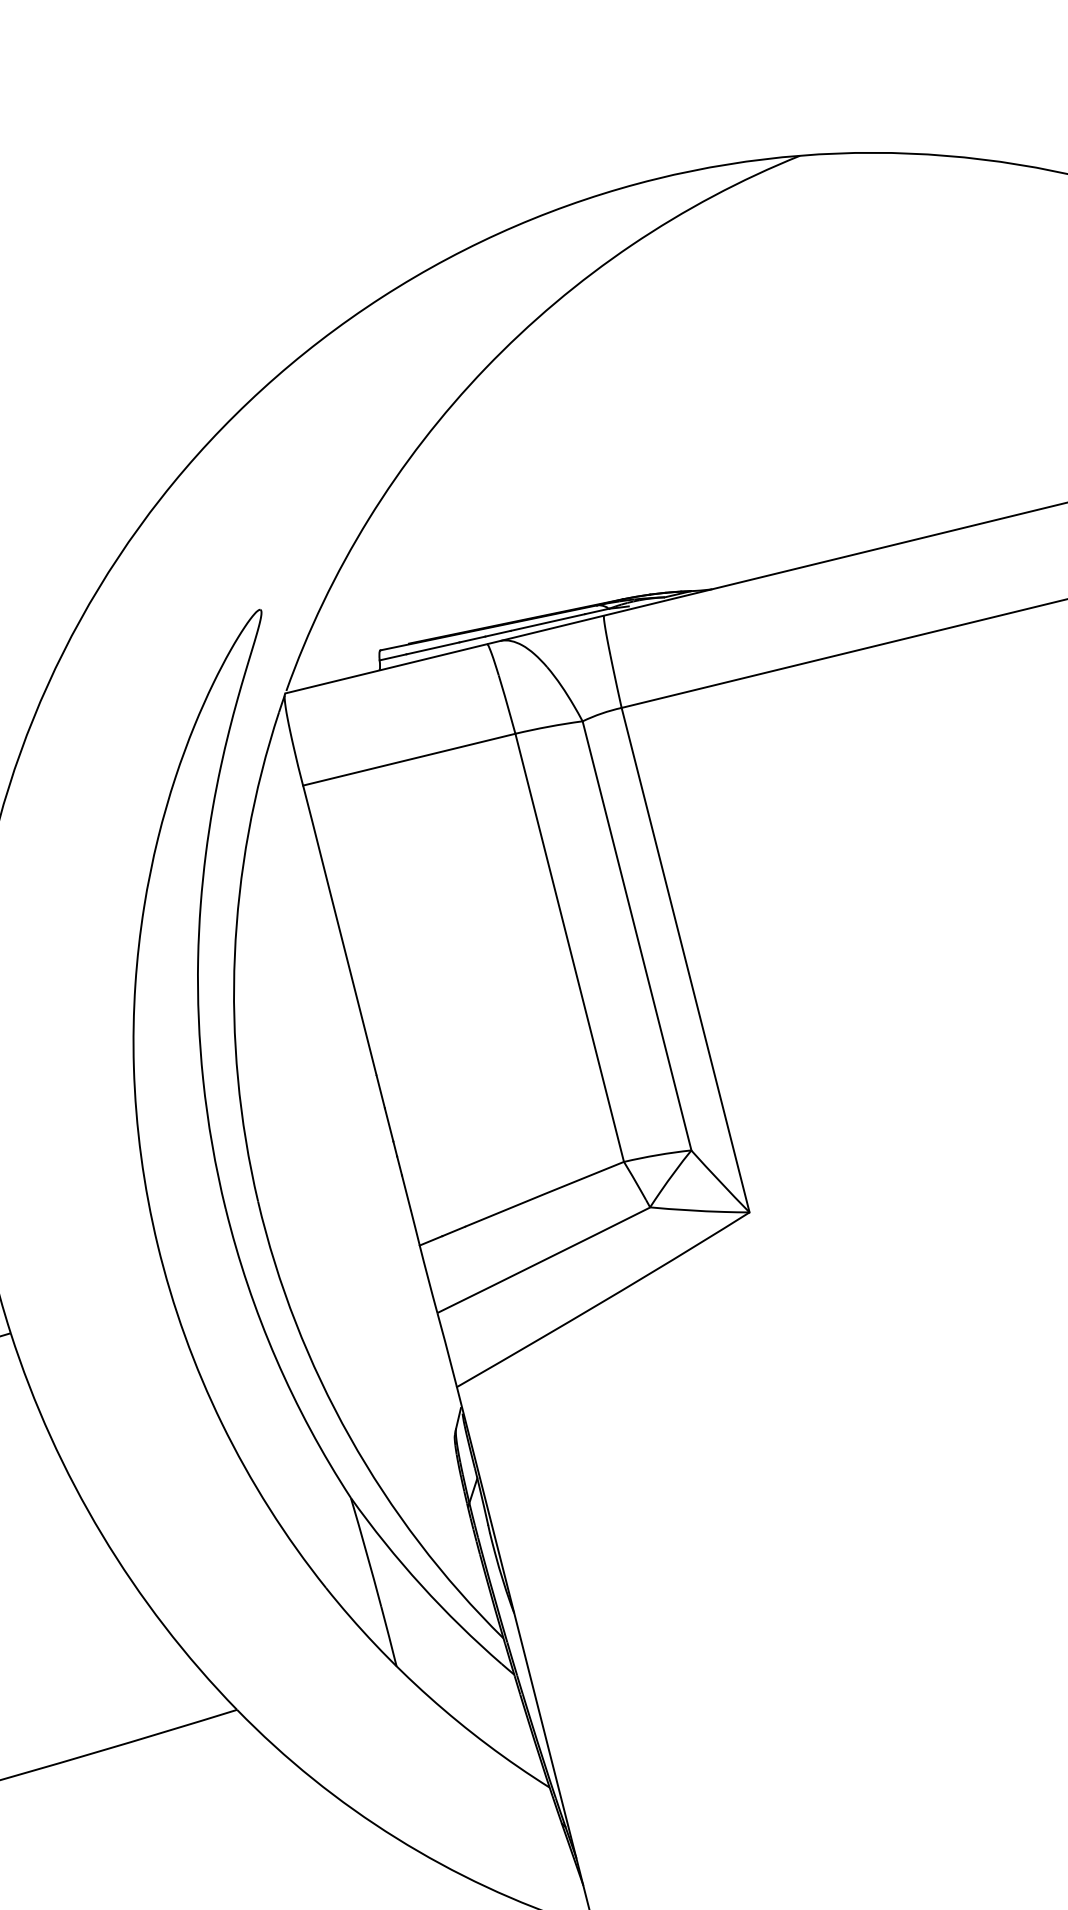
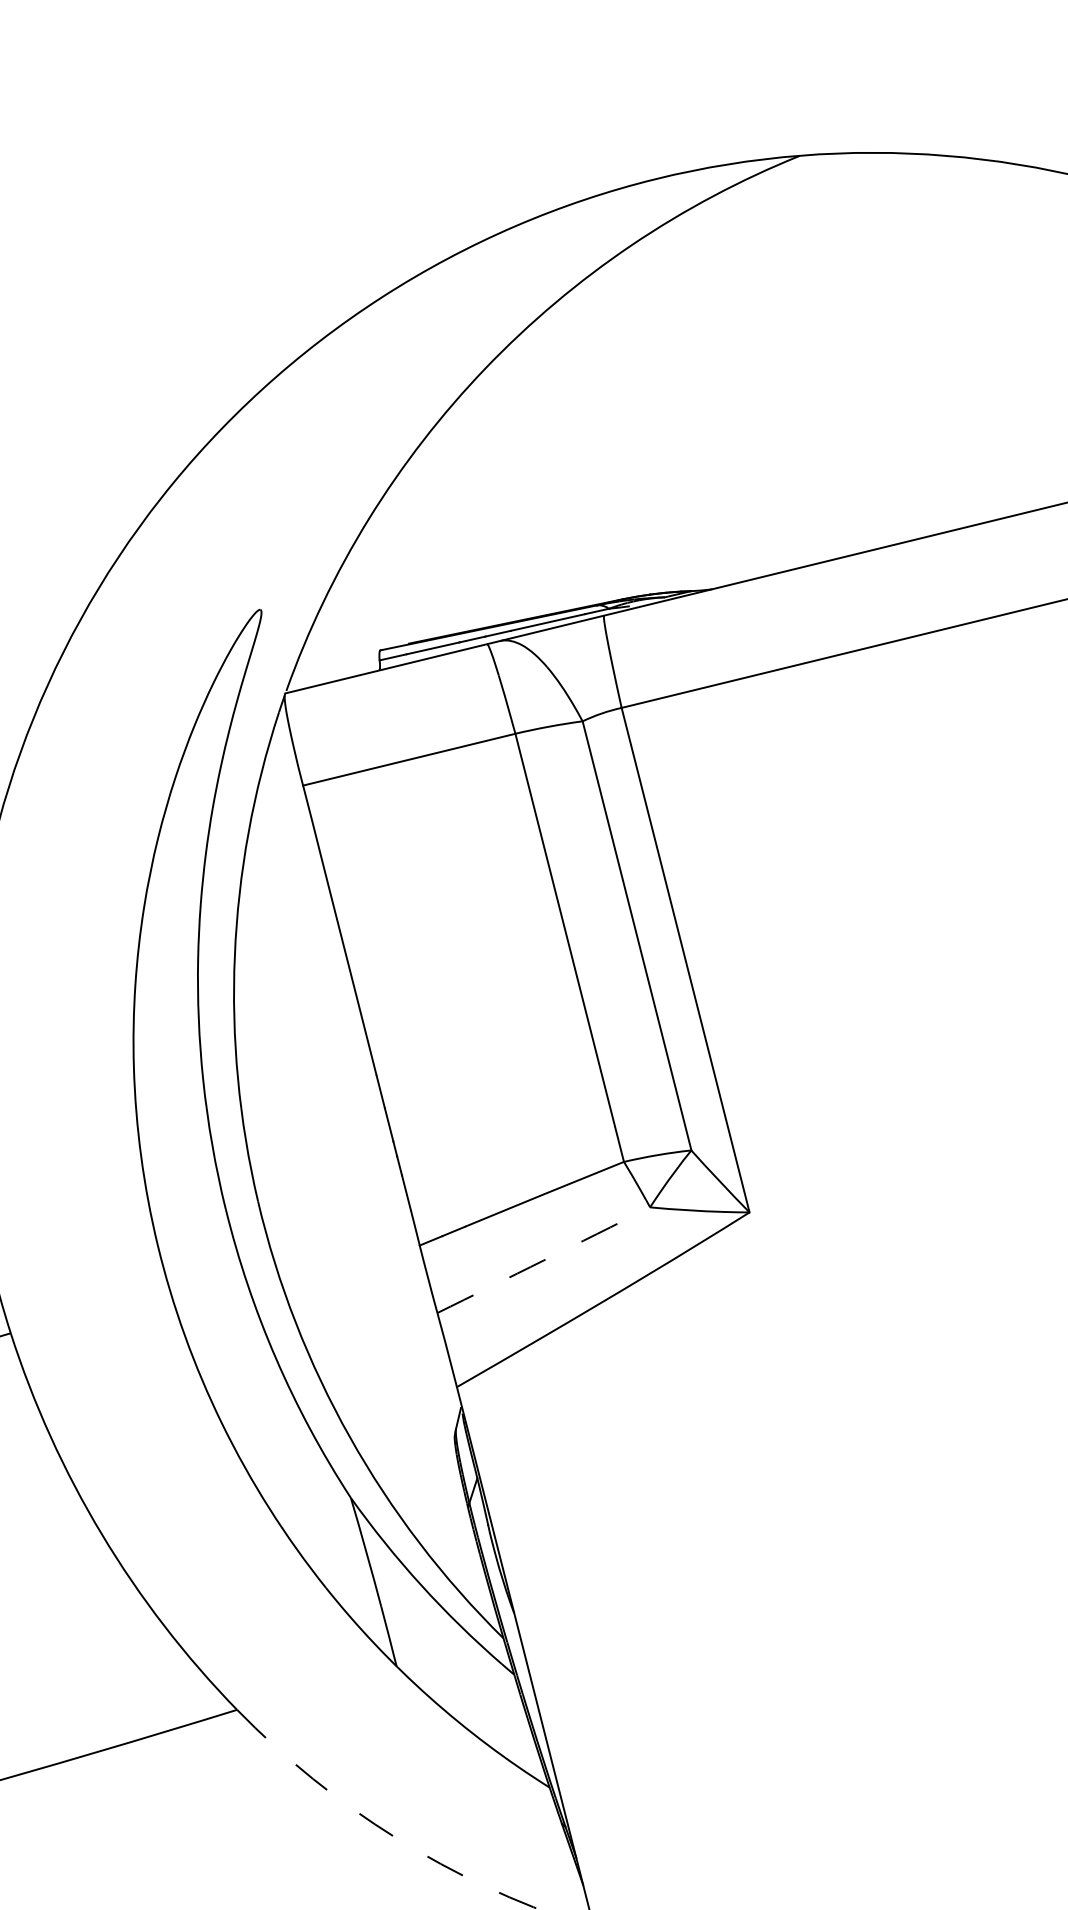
arc: solid -> dashed (543, 1260)
arc: solid -> dashed (378, 1826)
